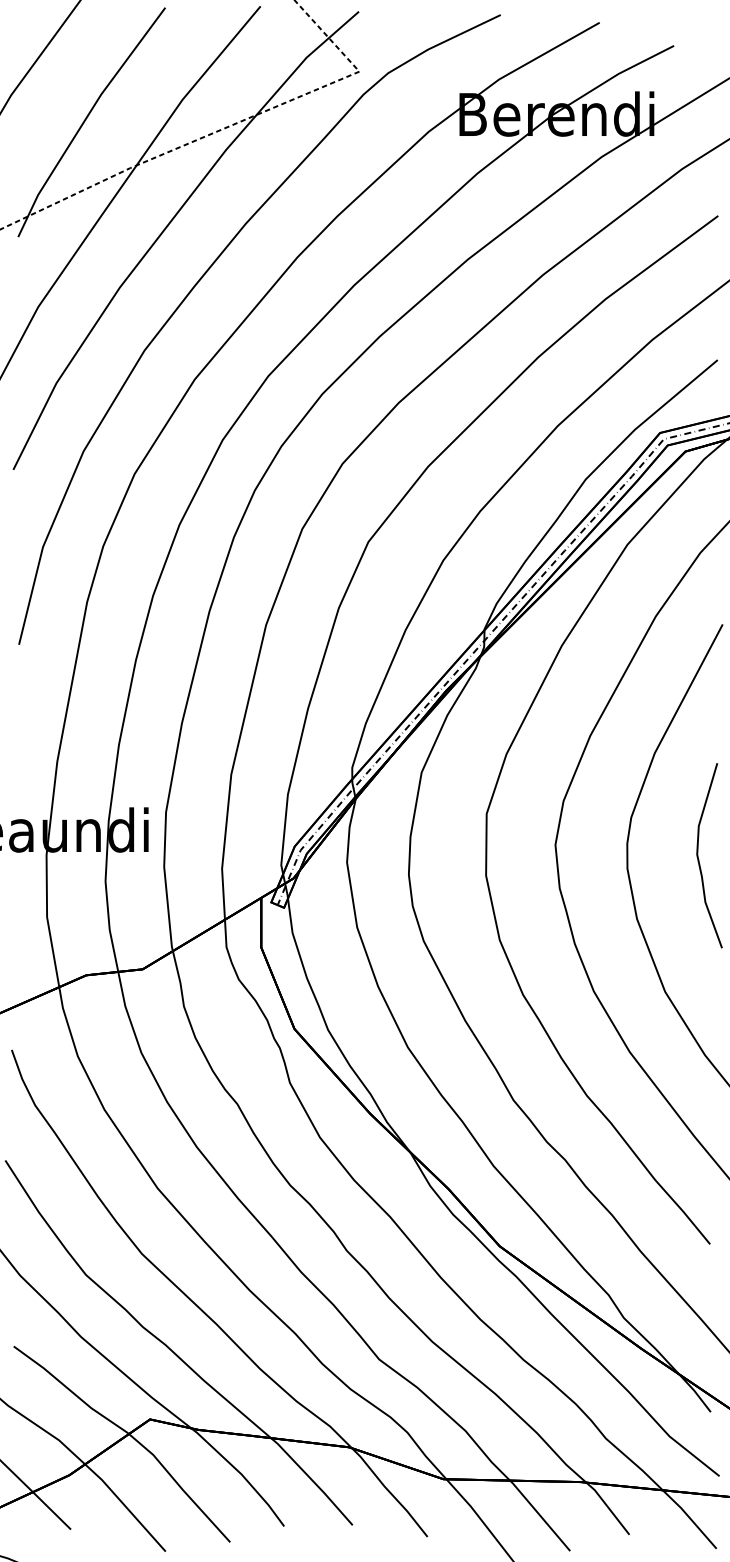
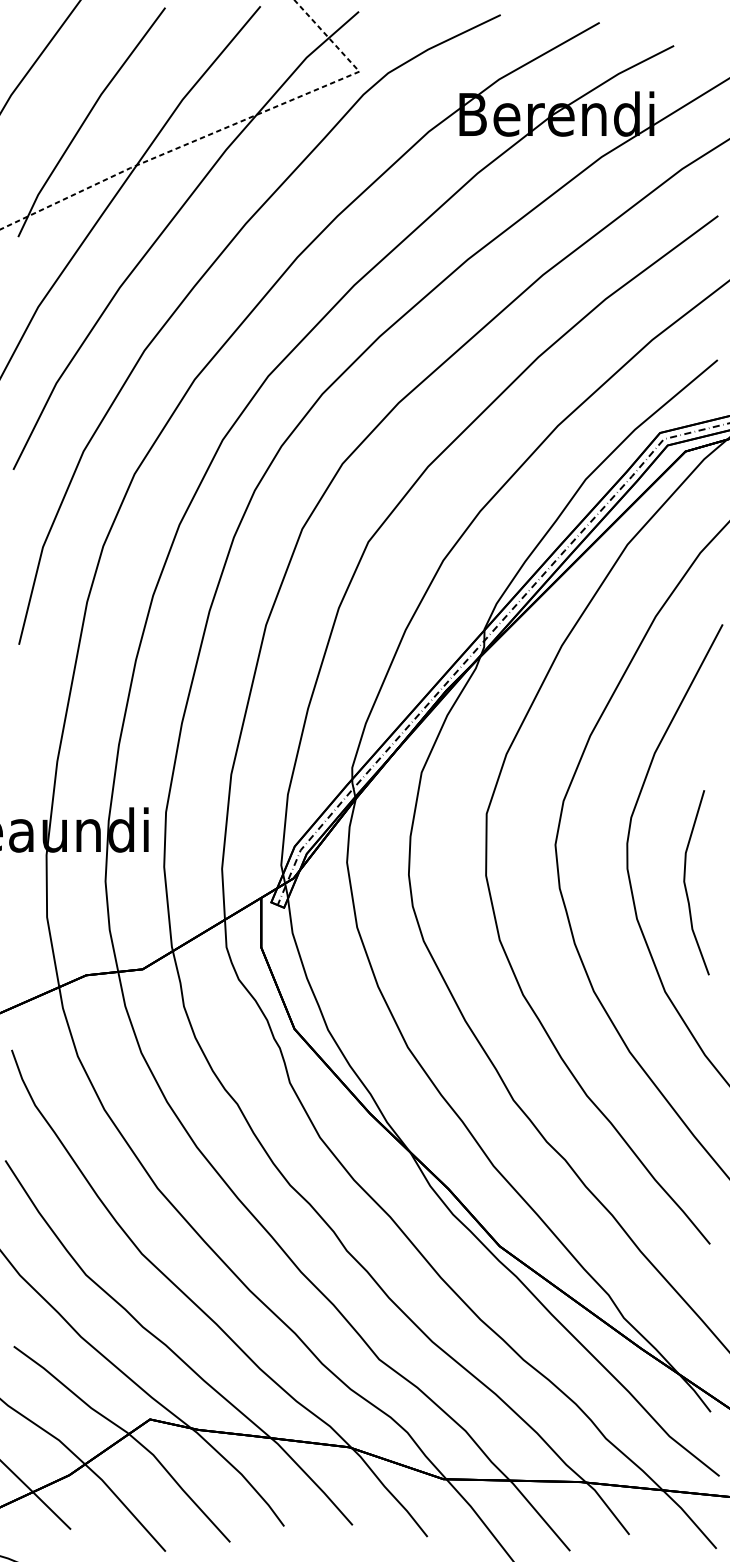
curve position: (699, 859) -> (686, 886) (686, 886)
